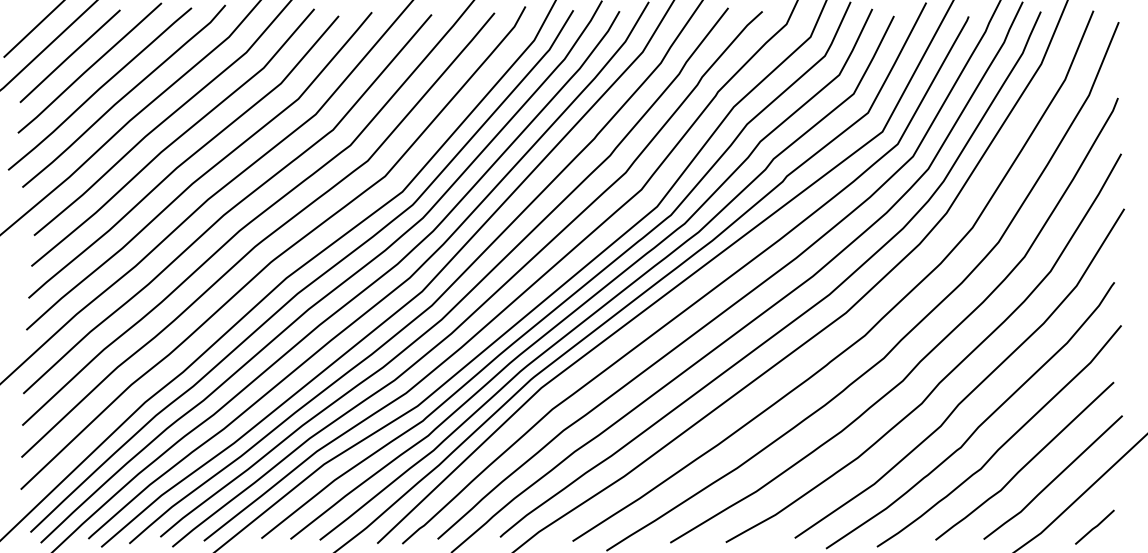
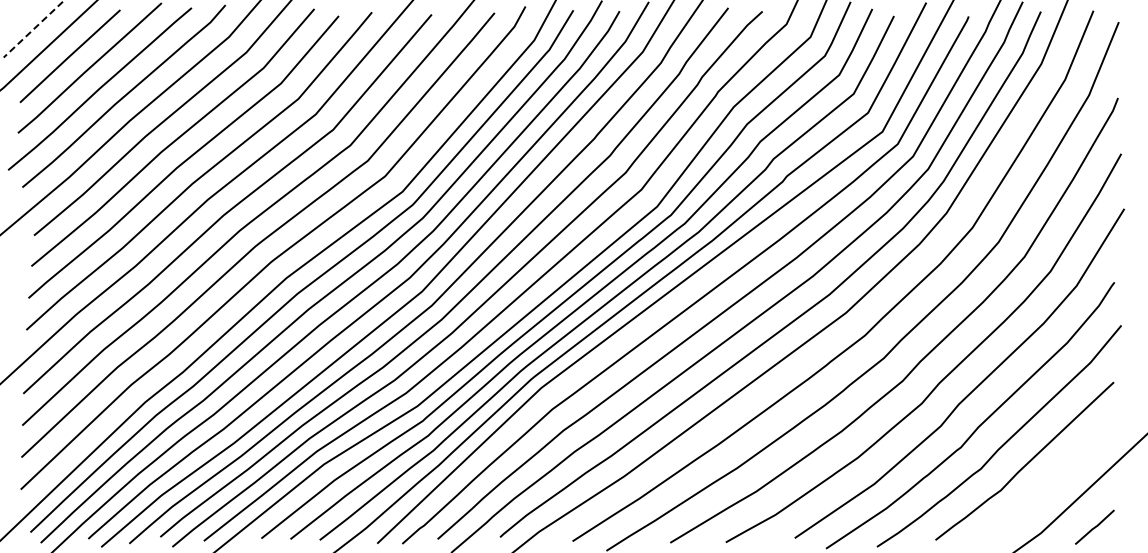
line: solid -> dashed (34, 28)
curve: present -> none (1054, 478)
